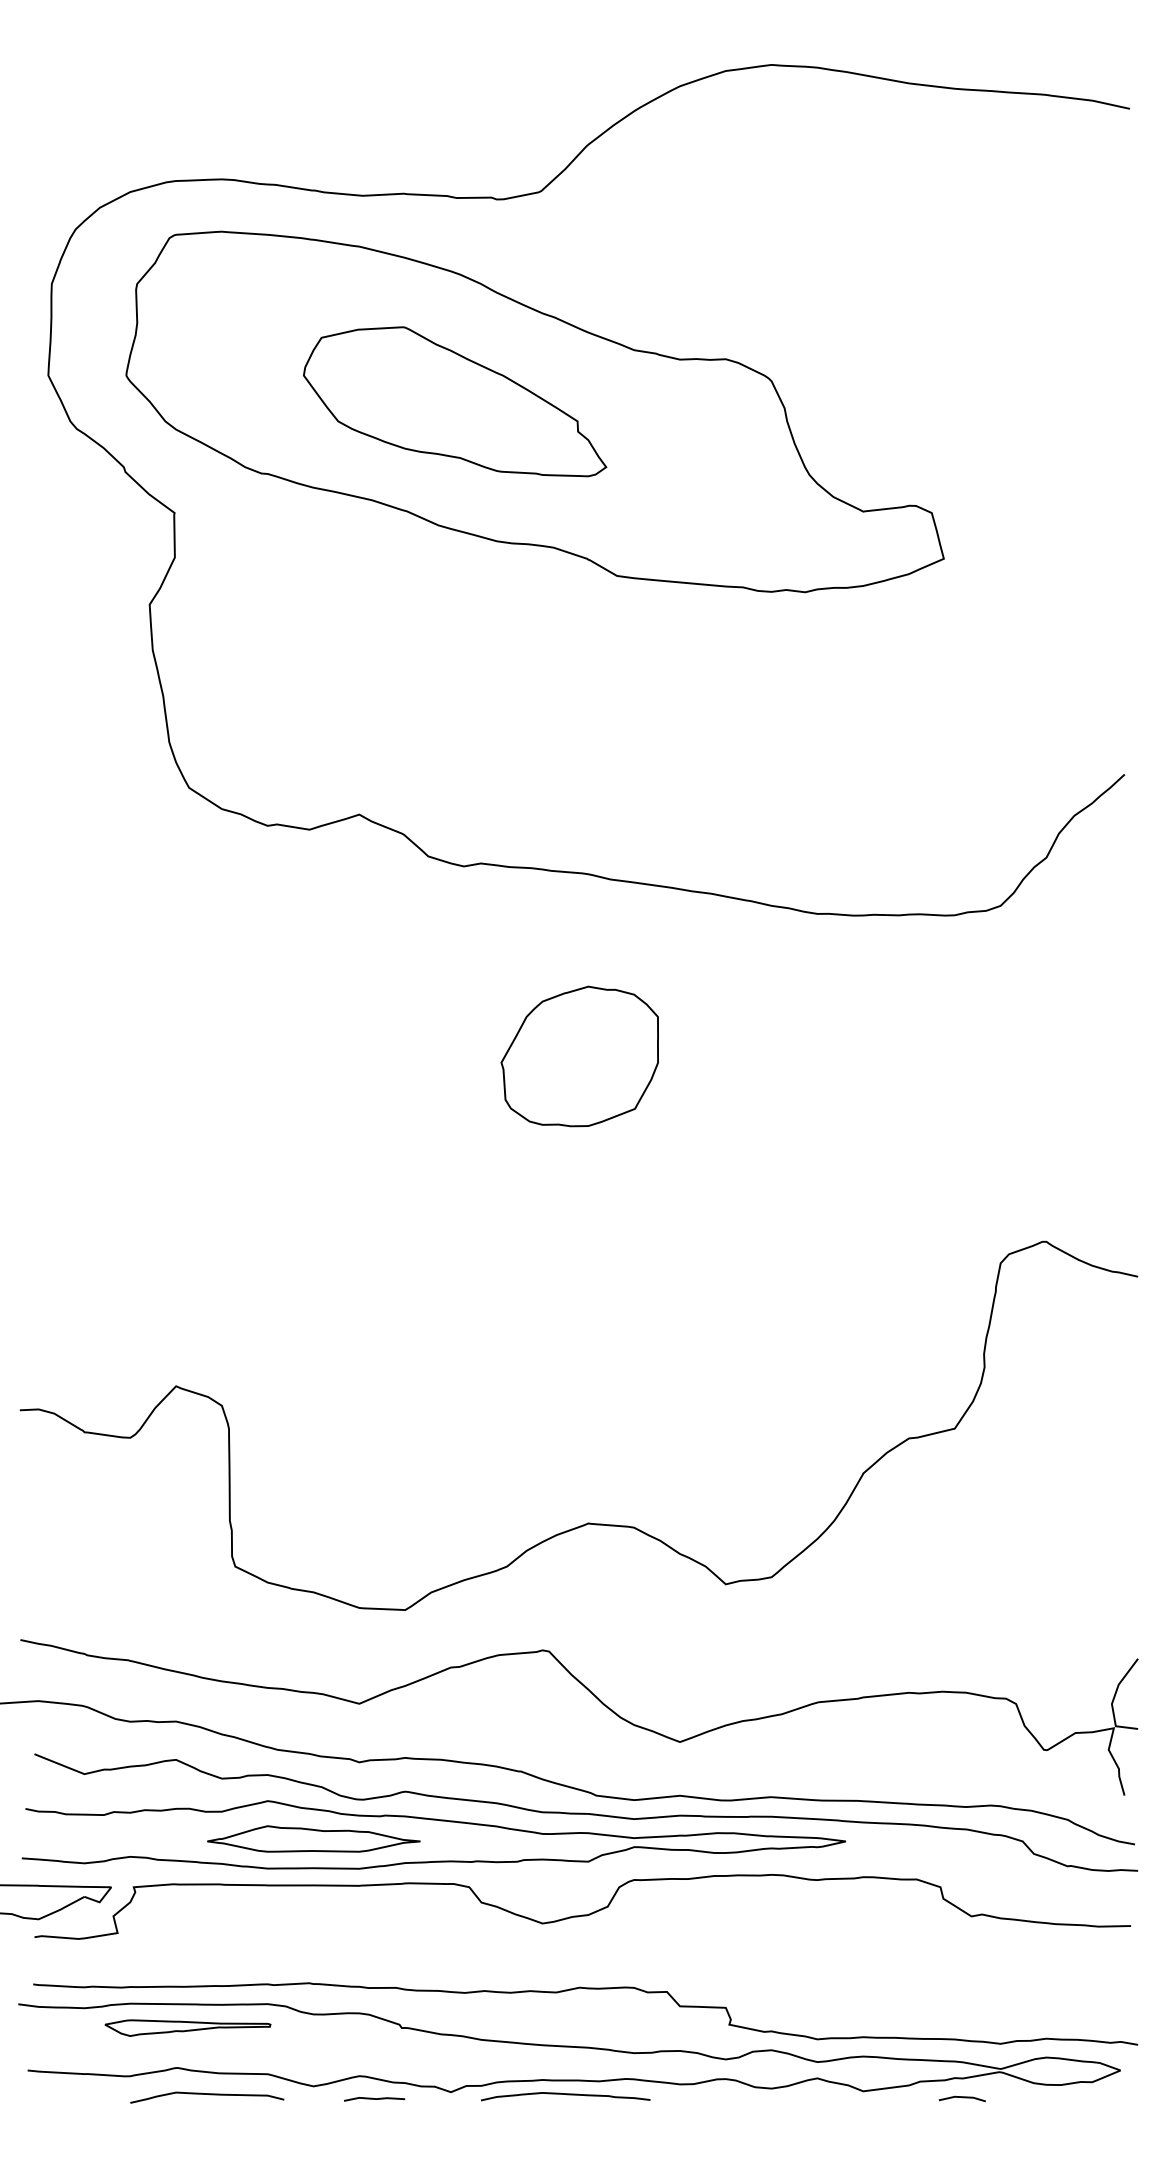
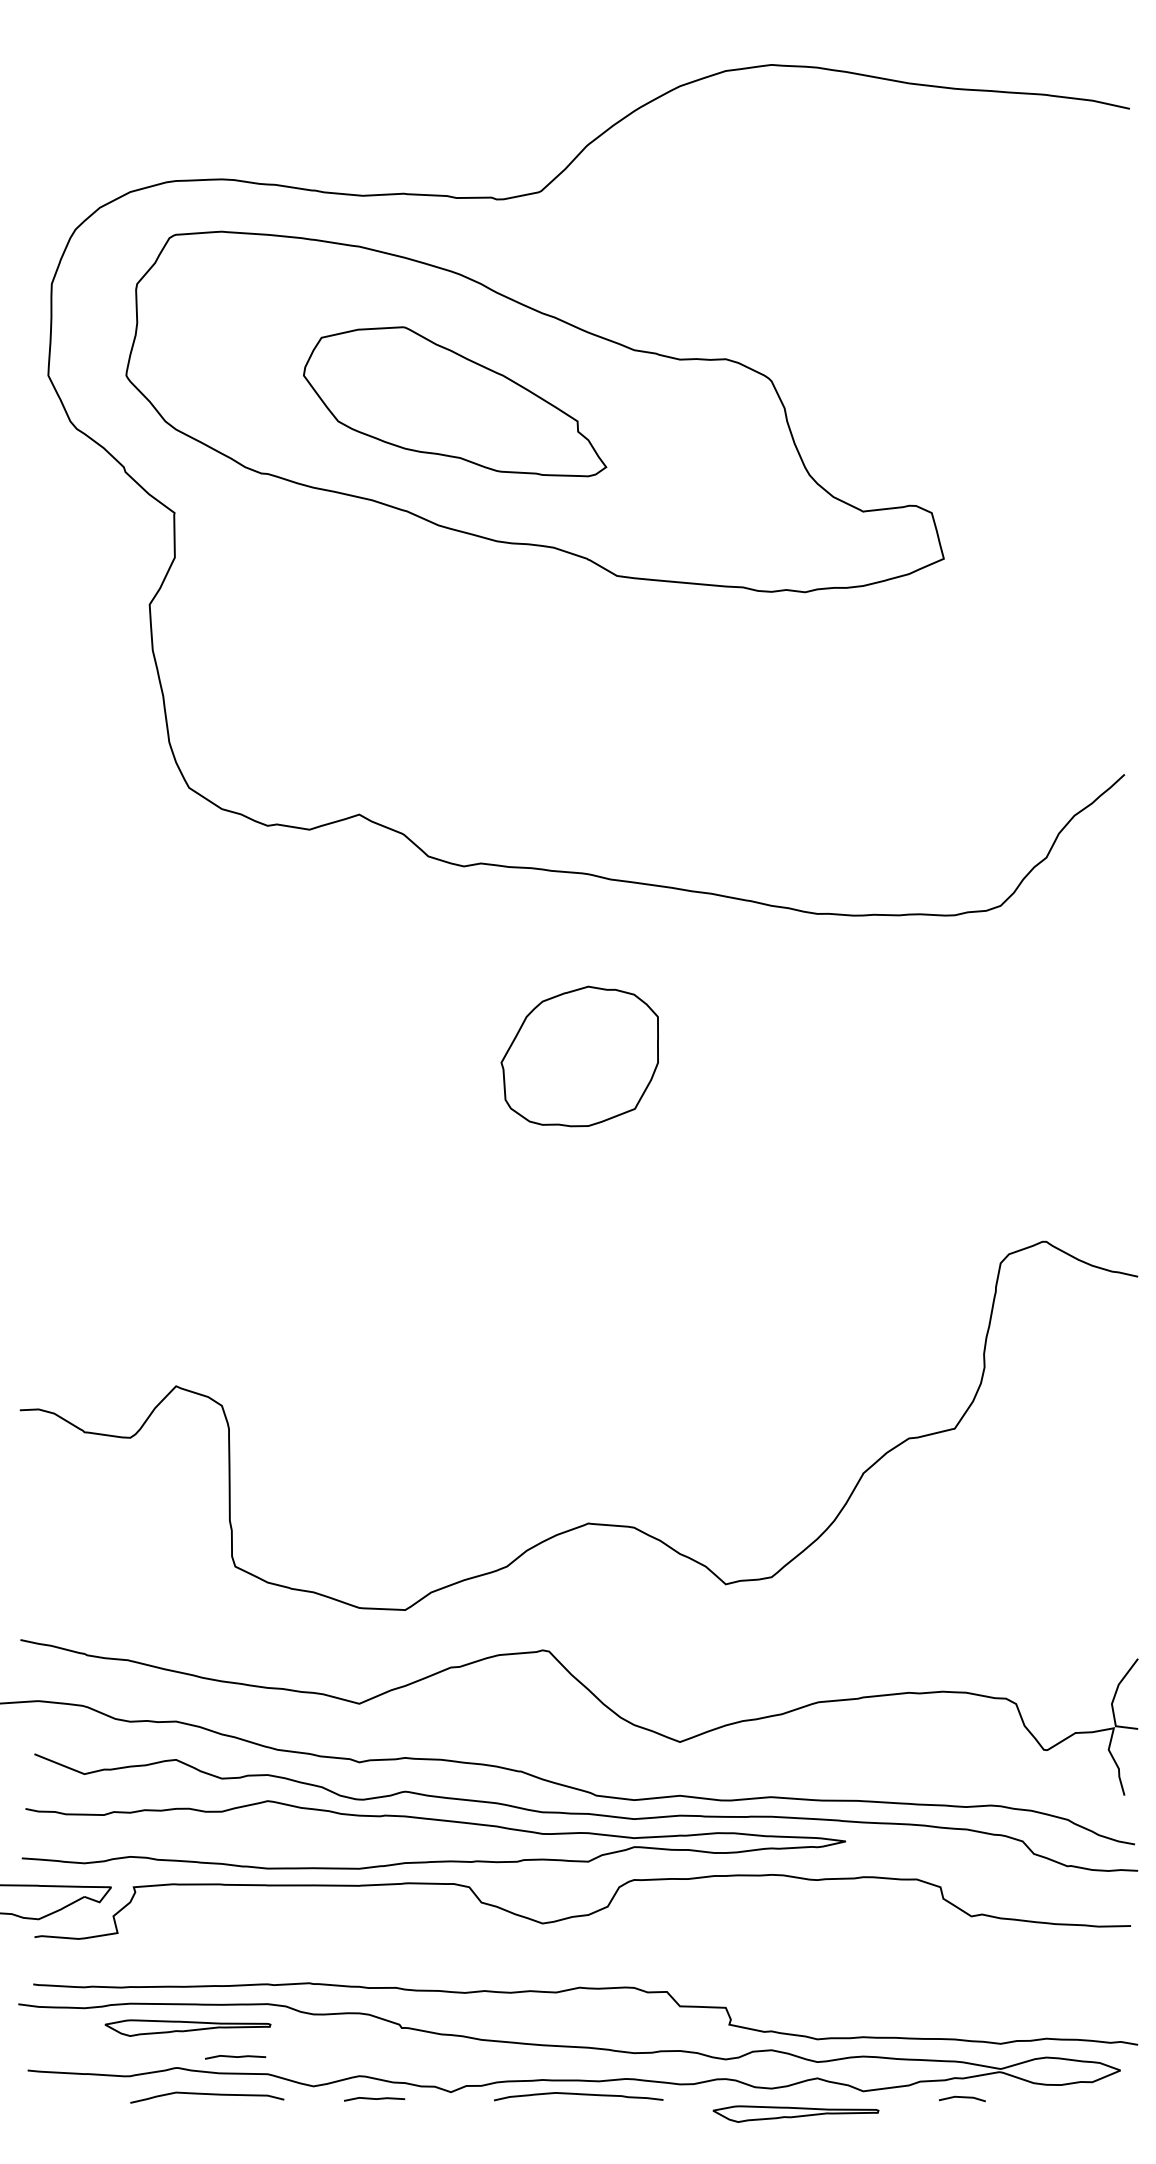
part: present -> none (313, 1838)
line: none -> present (235, 2057)
curve position: (566, 2095) -> (579, 2095) (579, 2095)
part: none -> present (795, 2113)
